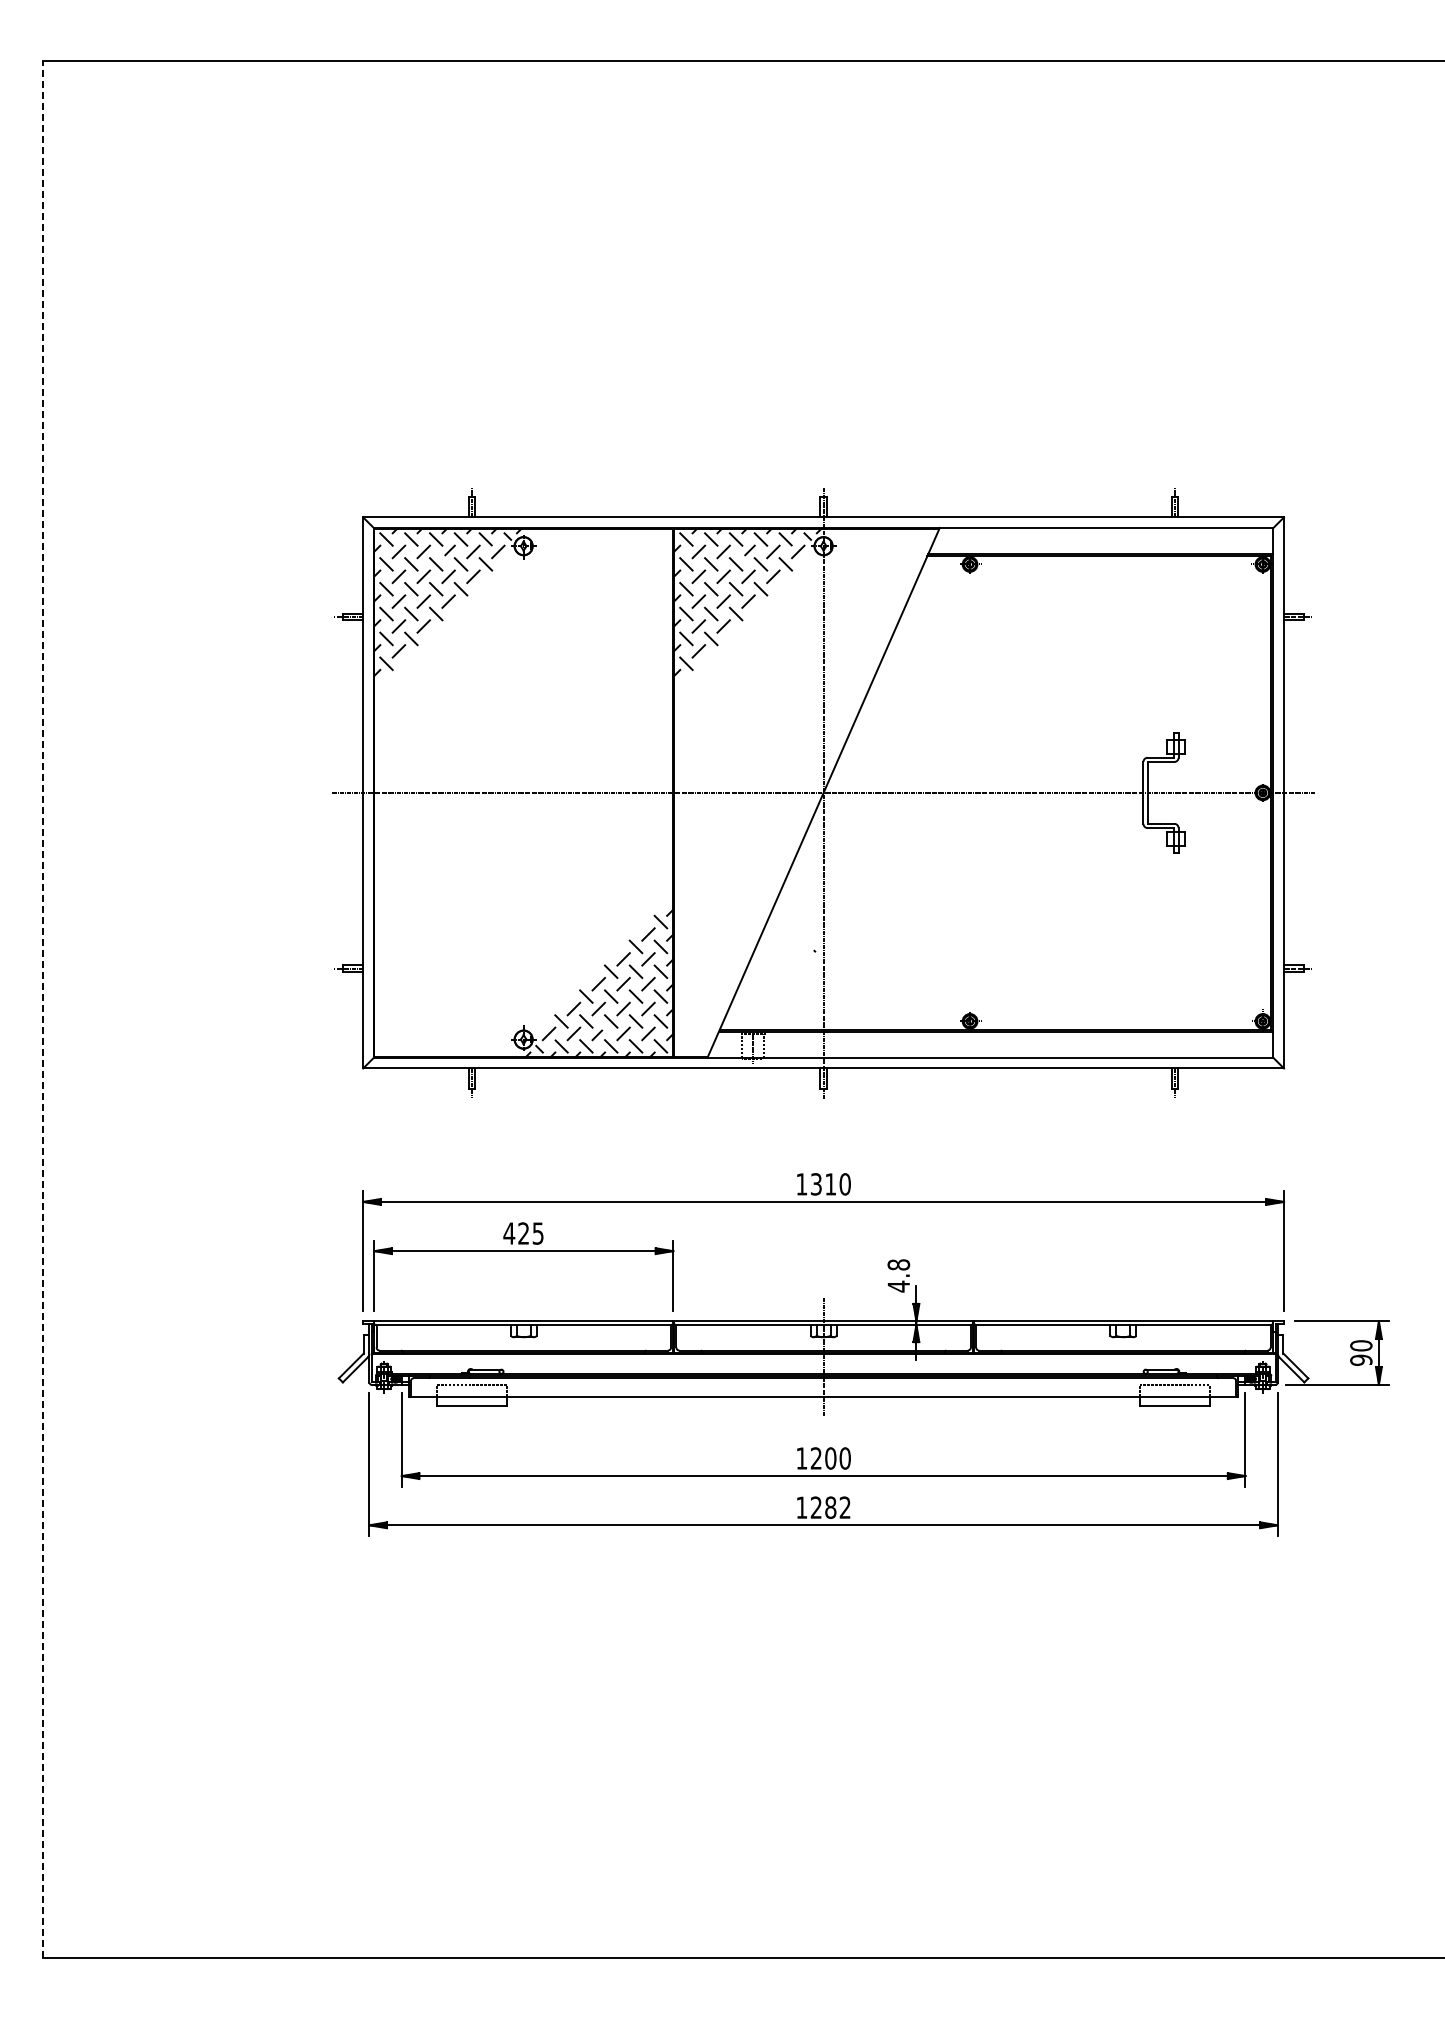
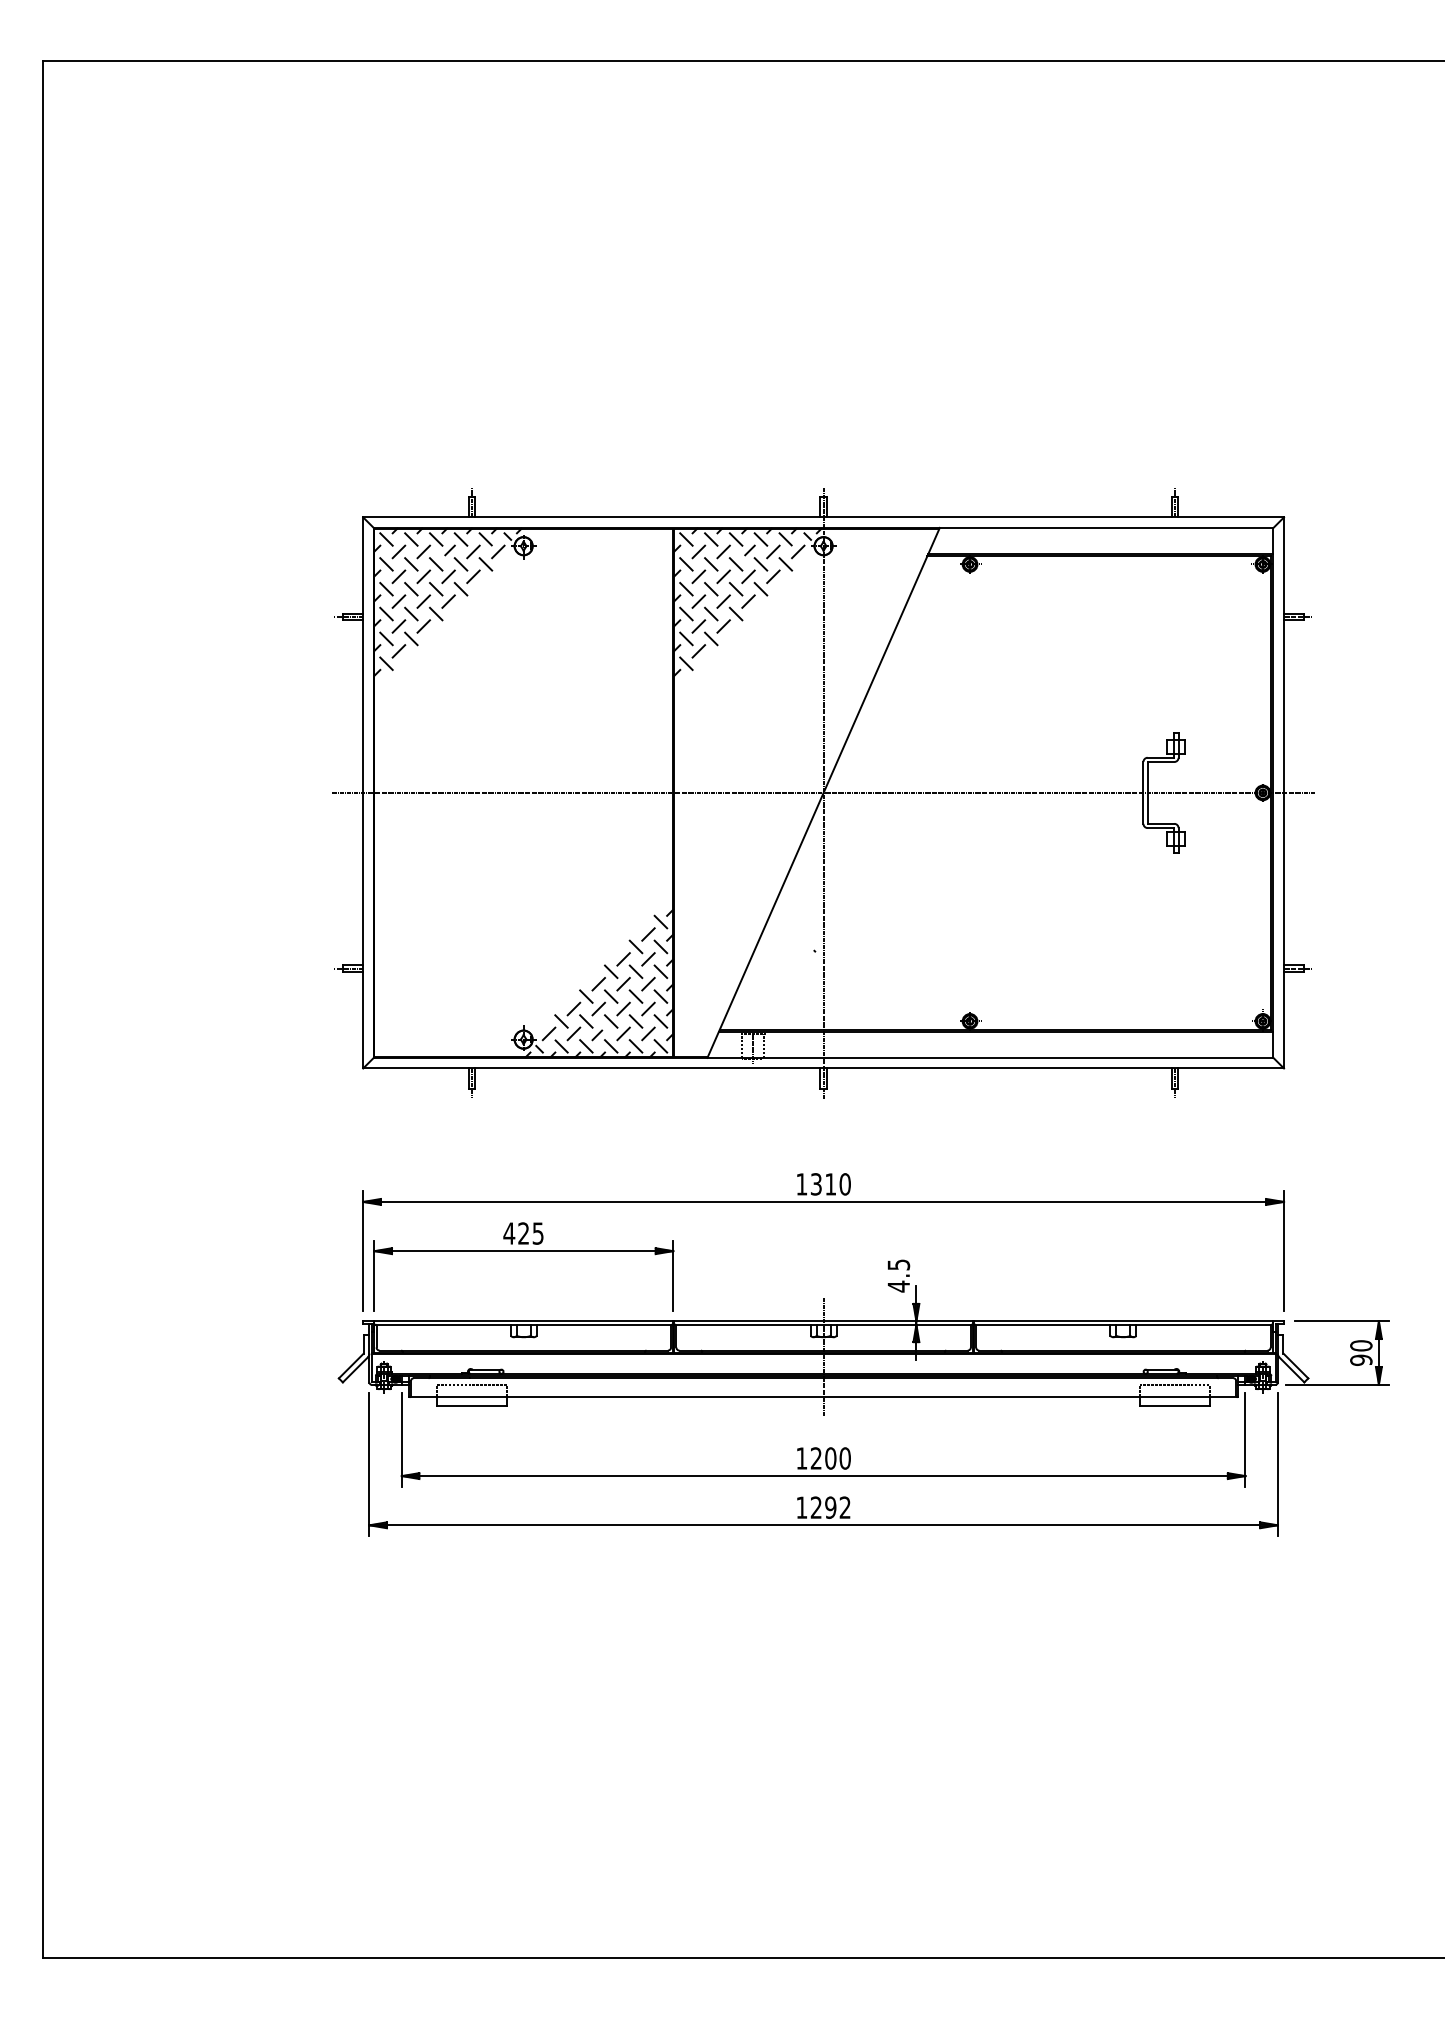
line: dashed -> solid (43, 1009)
text: 4.8 -> 4.5 (898, 1264)
text: 1282 -> 1292 (830, 1507)
